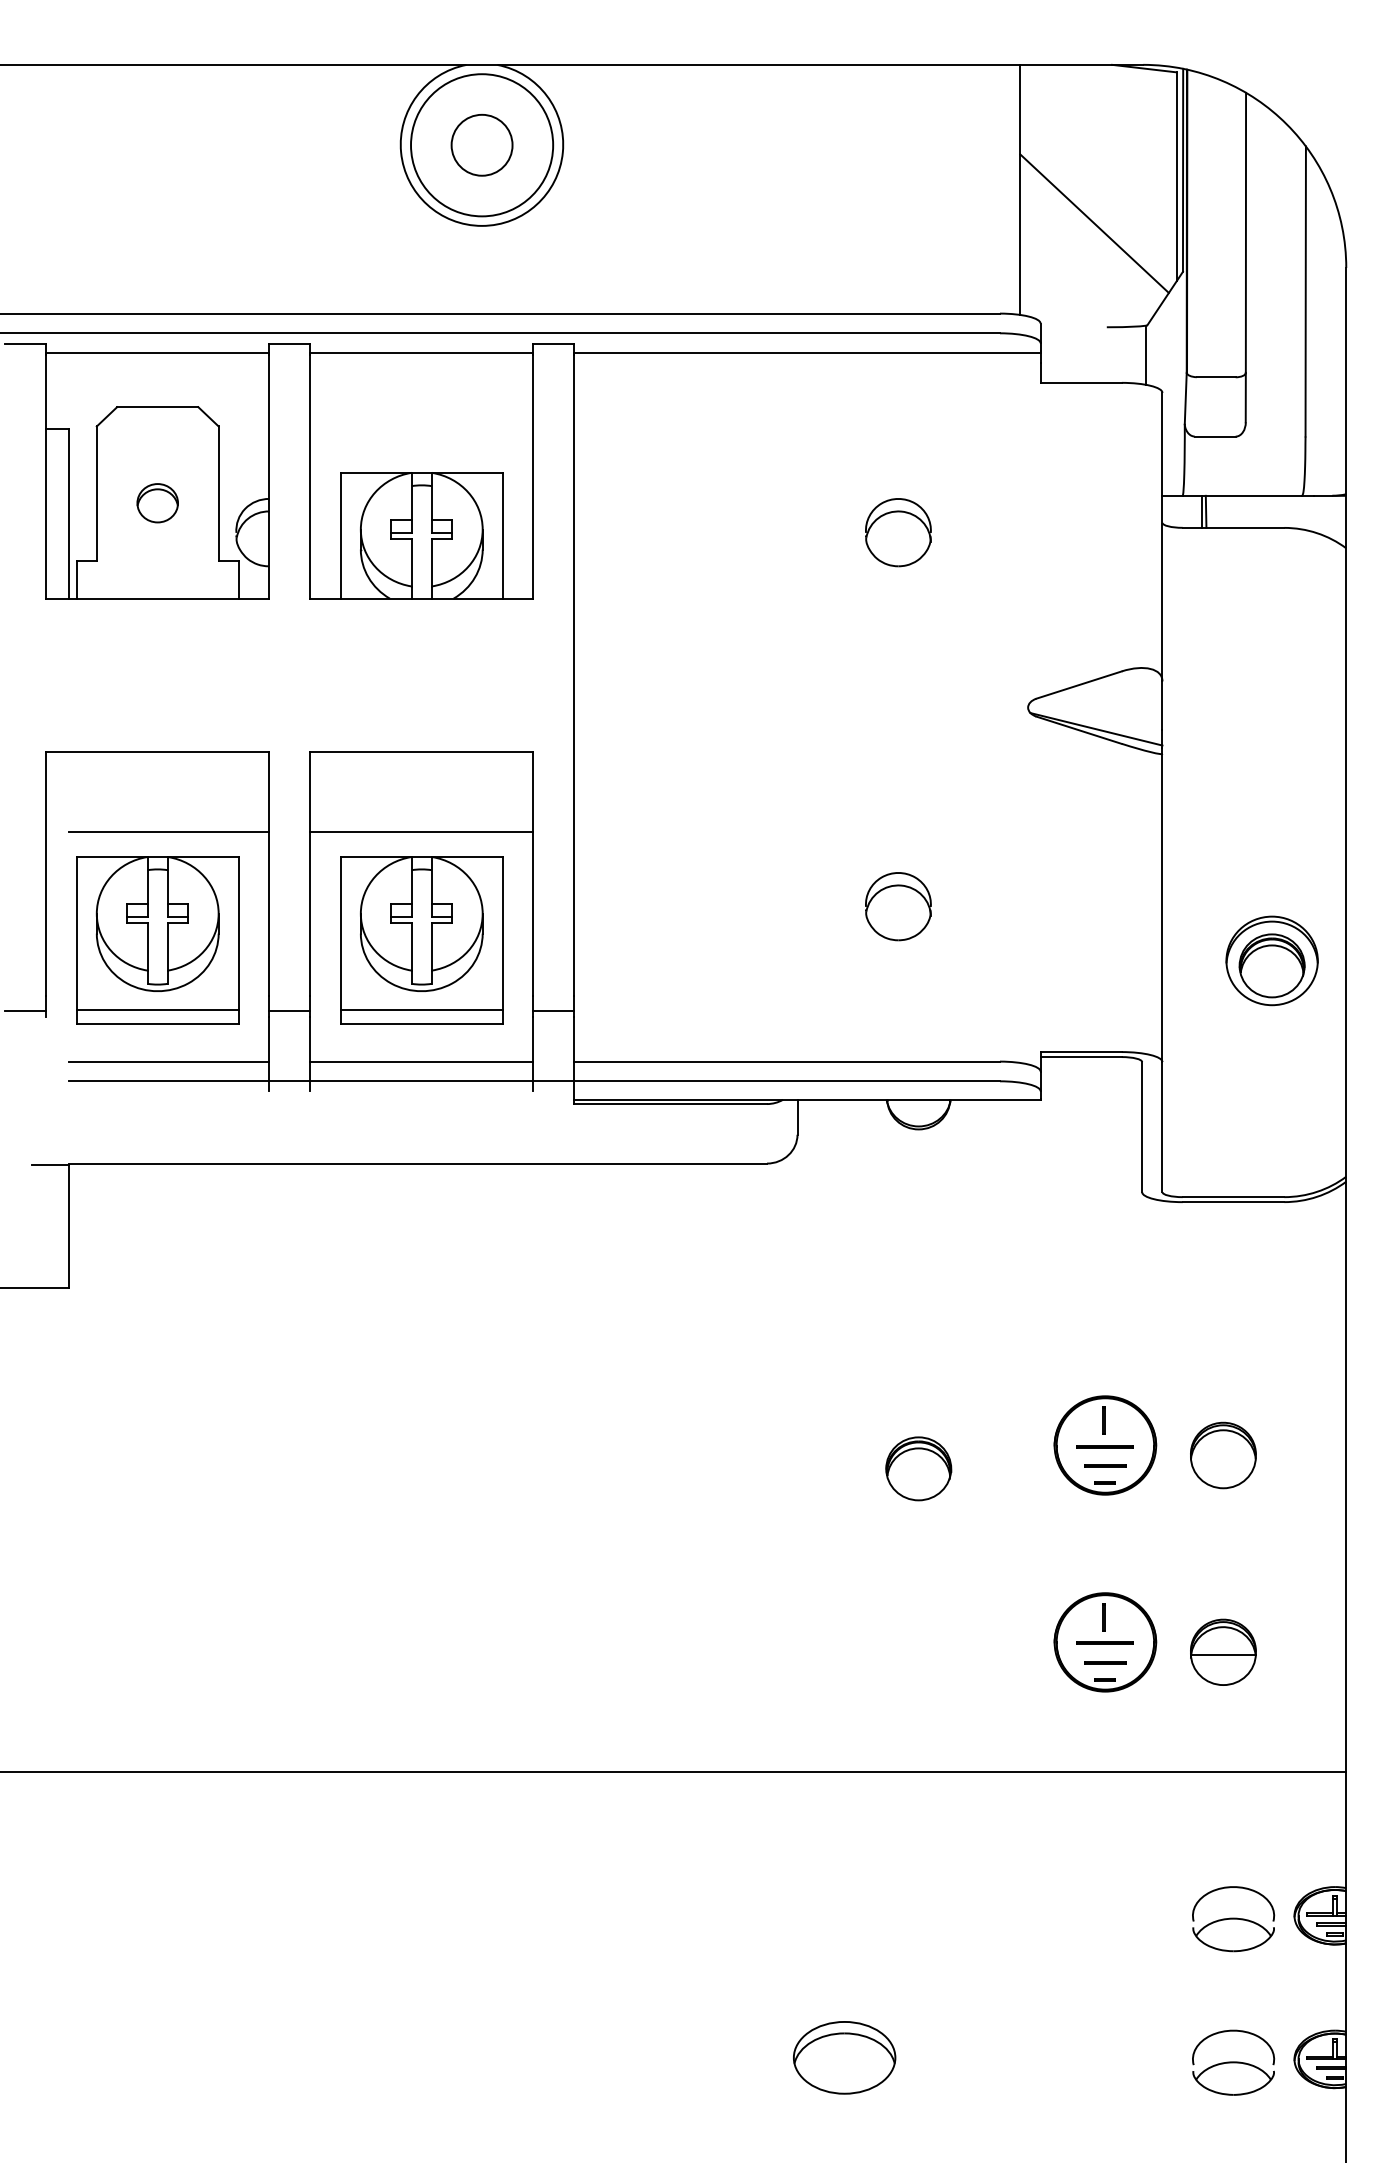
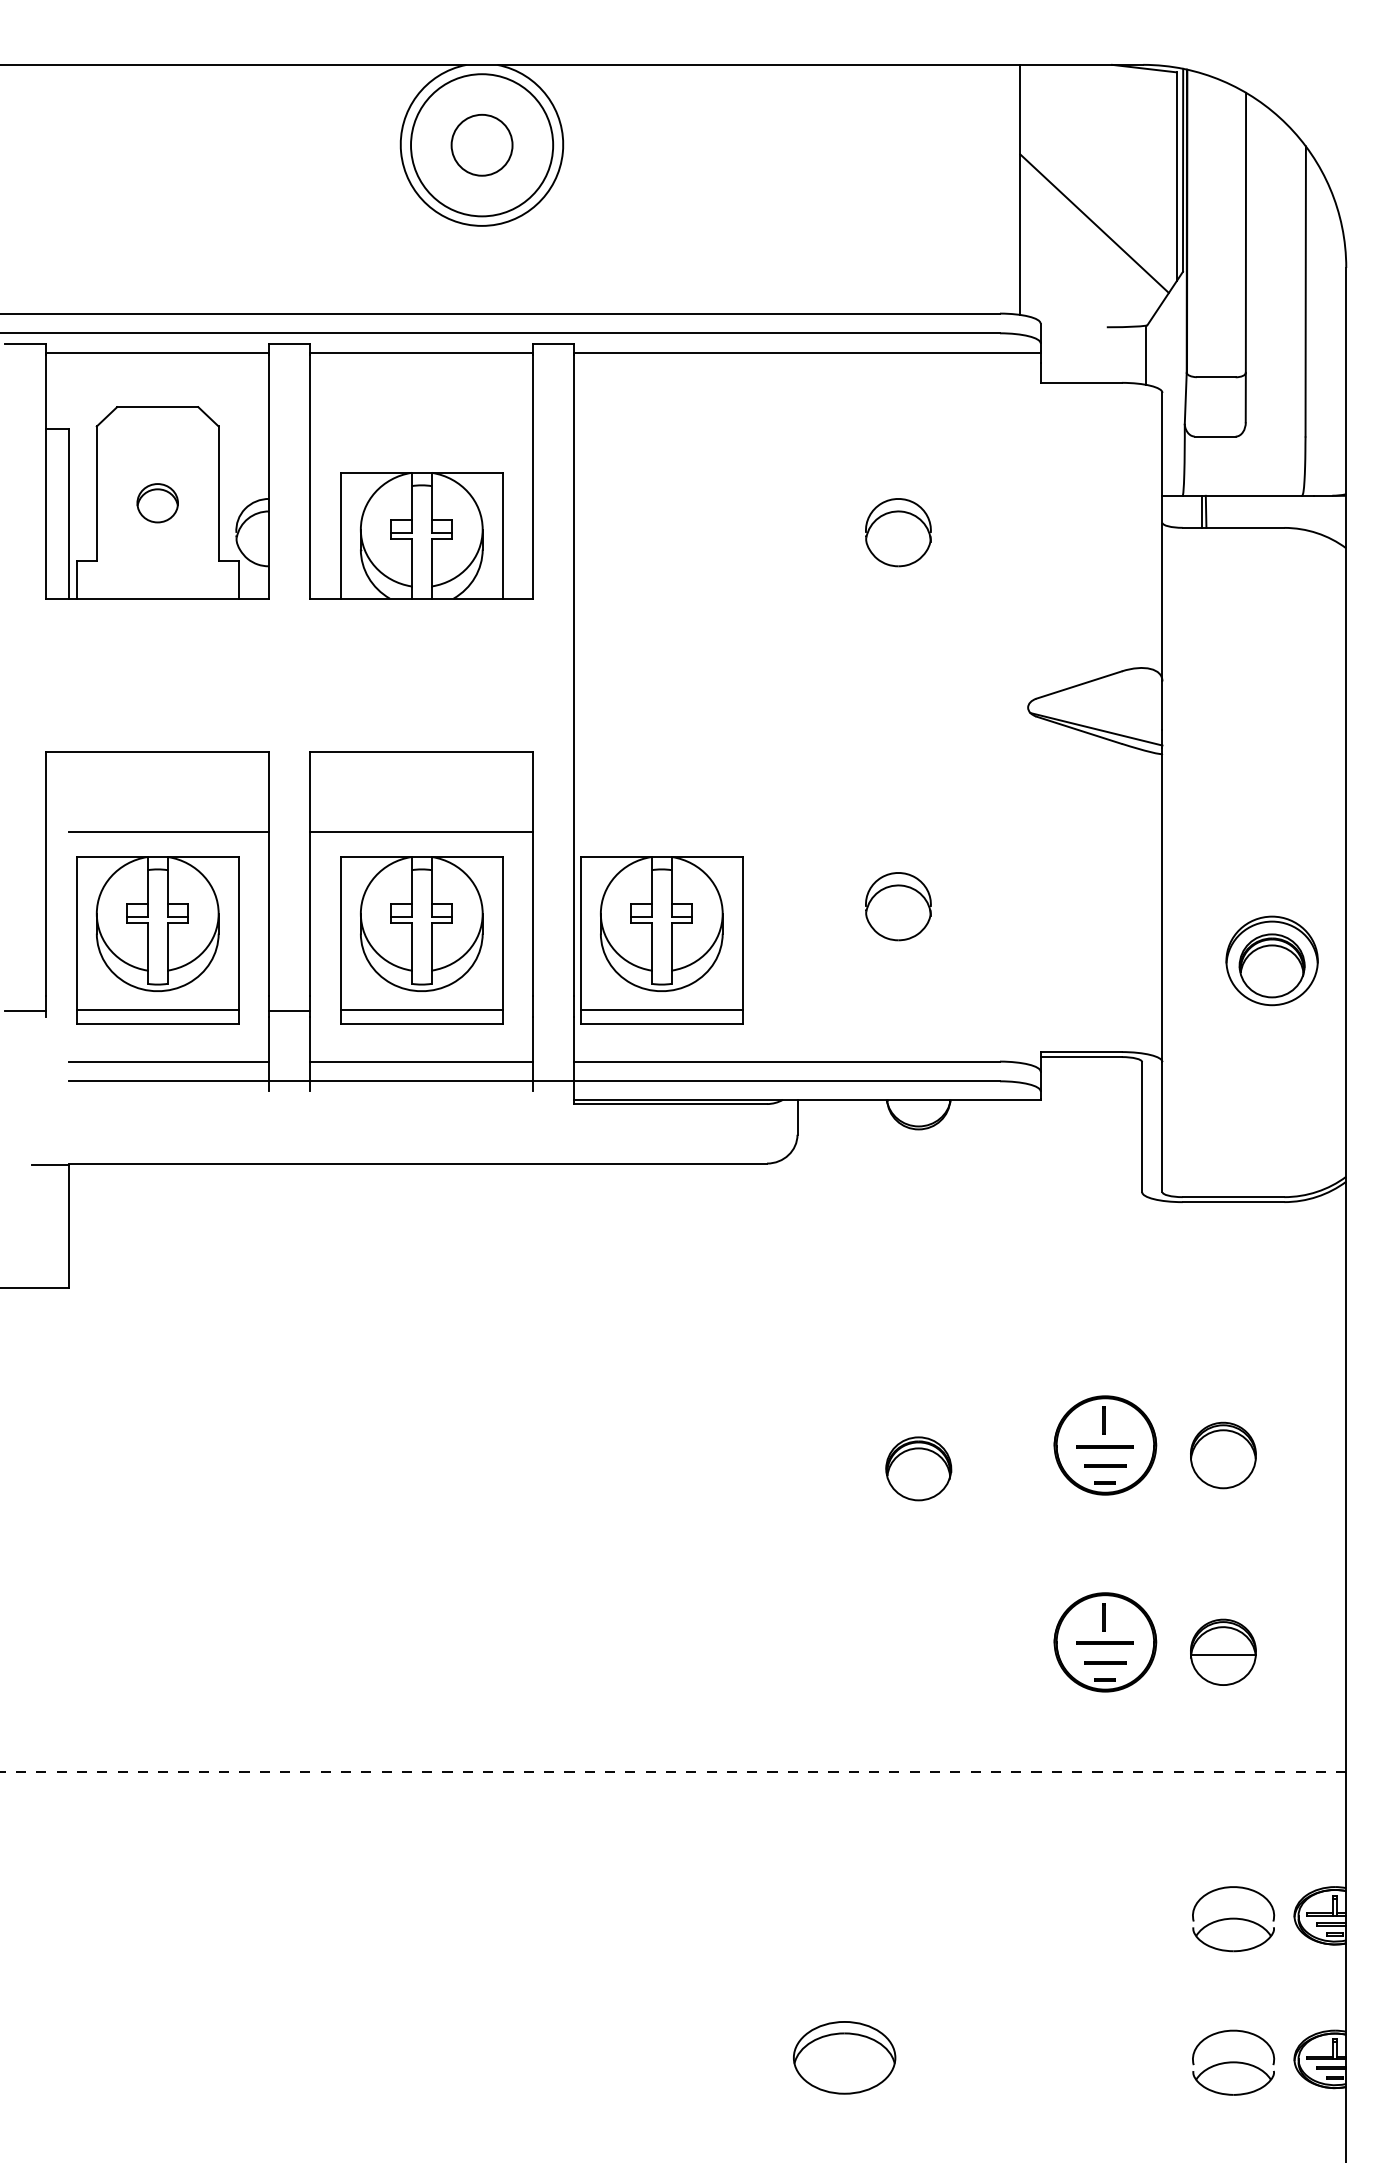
part: none -> present (661, 940)
line: present -> none (553, 1011)
line: solid -> dashed (673, 1772)
